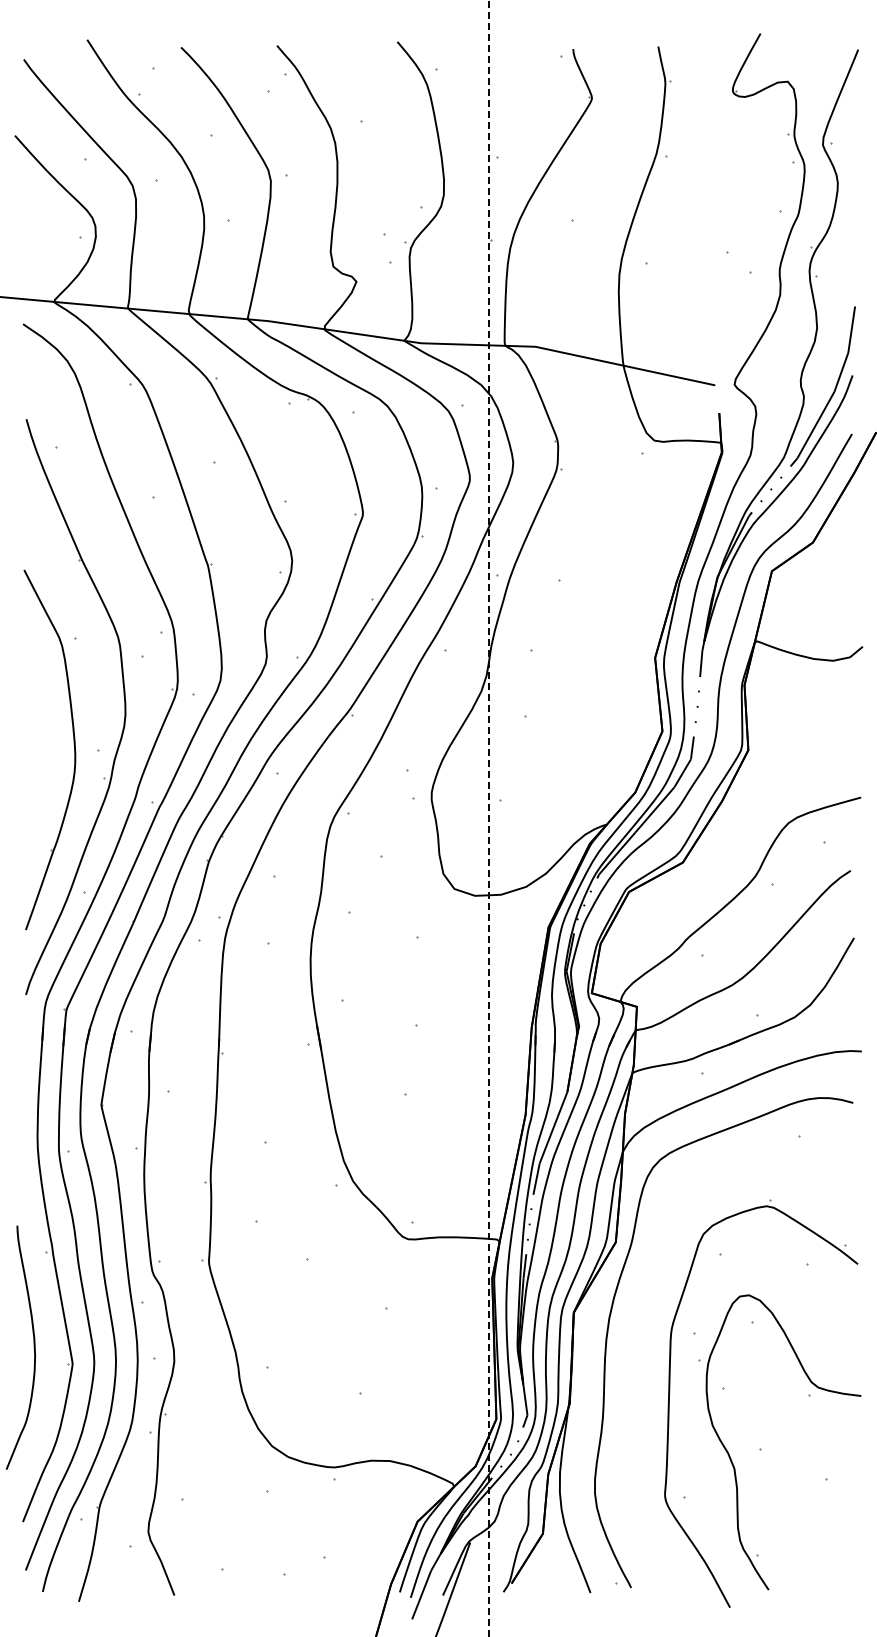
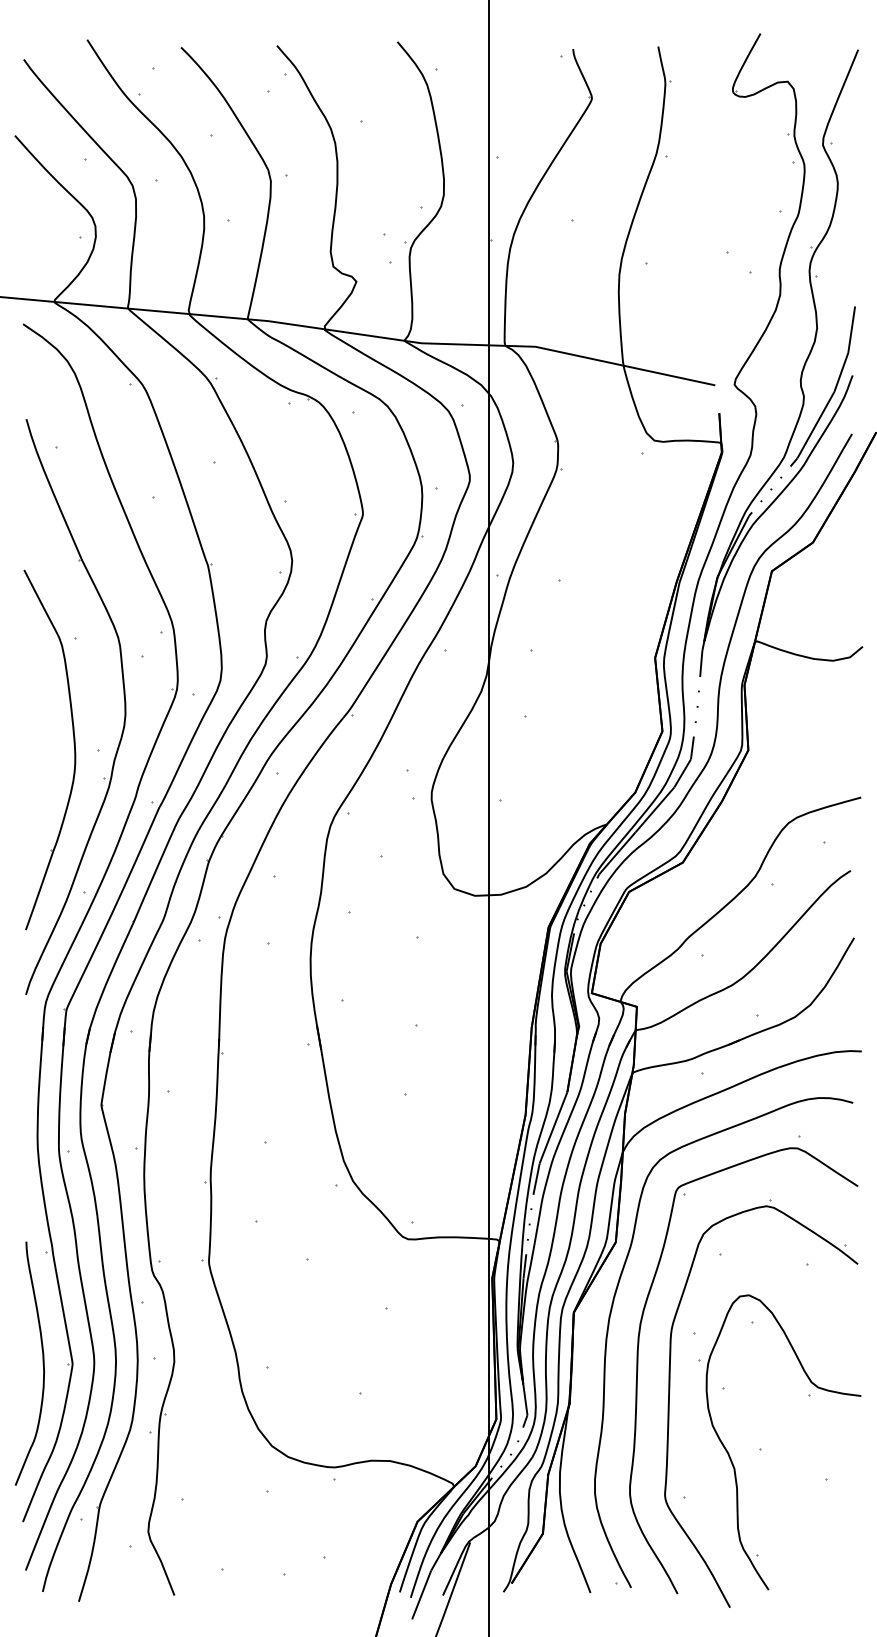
line: dashed -> solid (489, 817)
curve position: (33, 1347) -> (42, 1363) (42, 1363)
part: none -> present (638, 1370)
